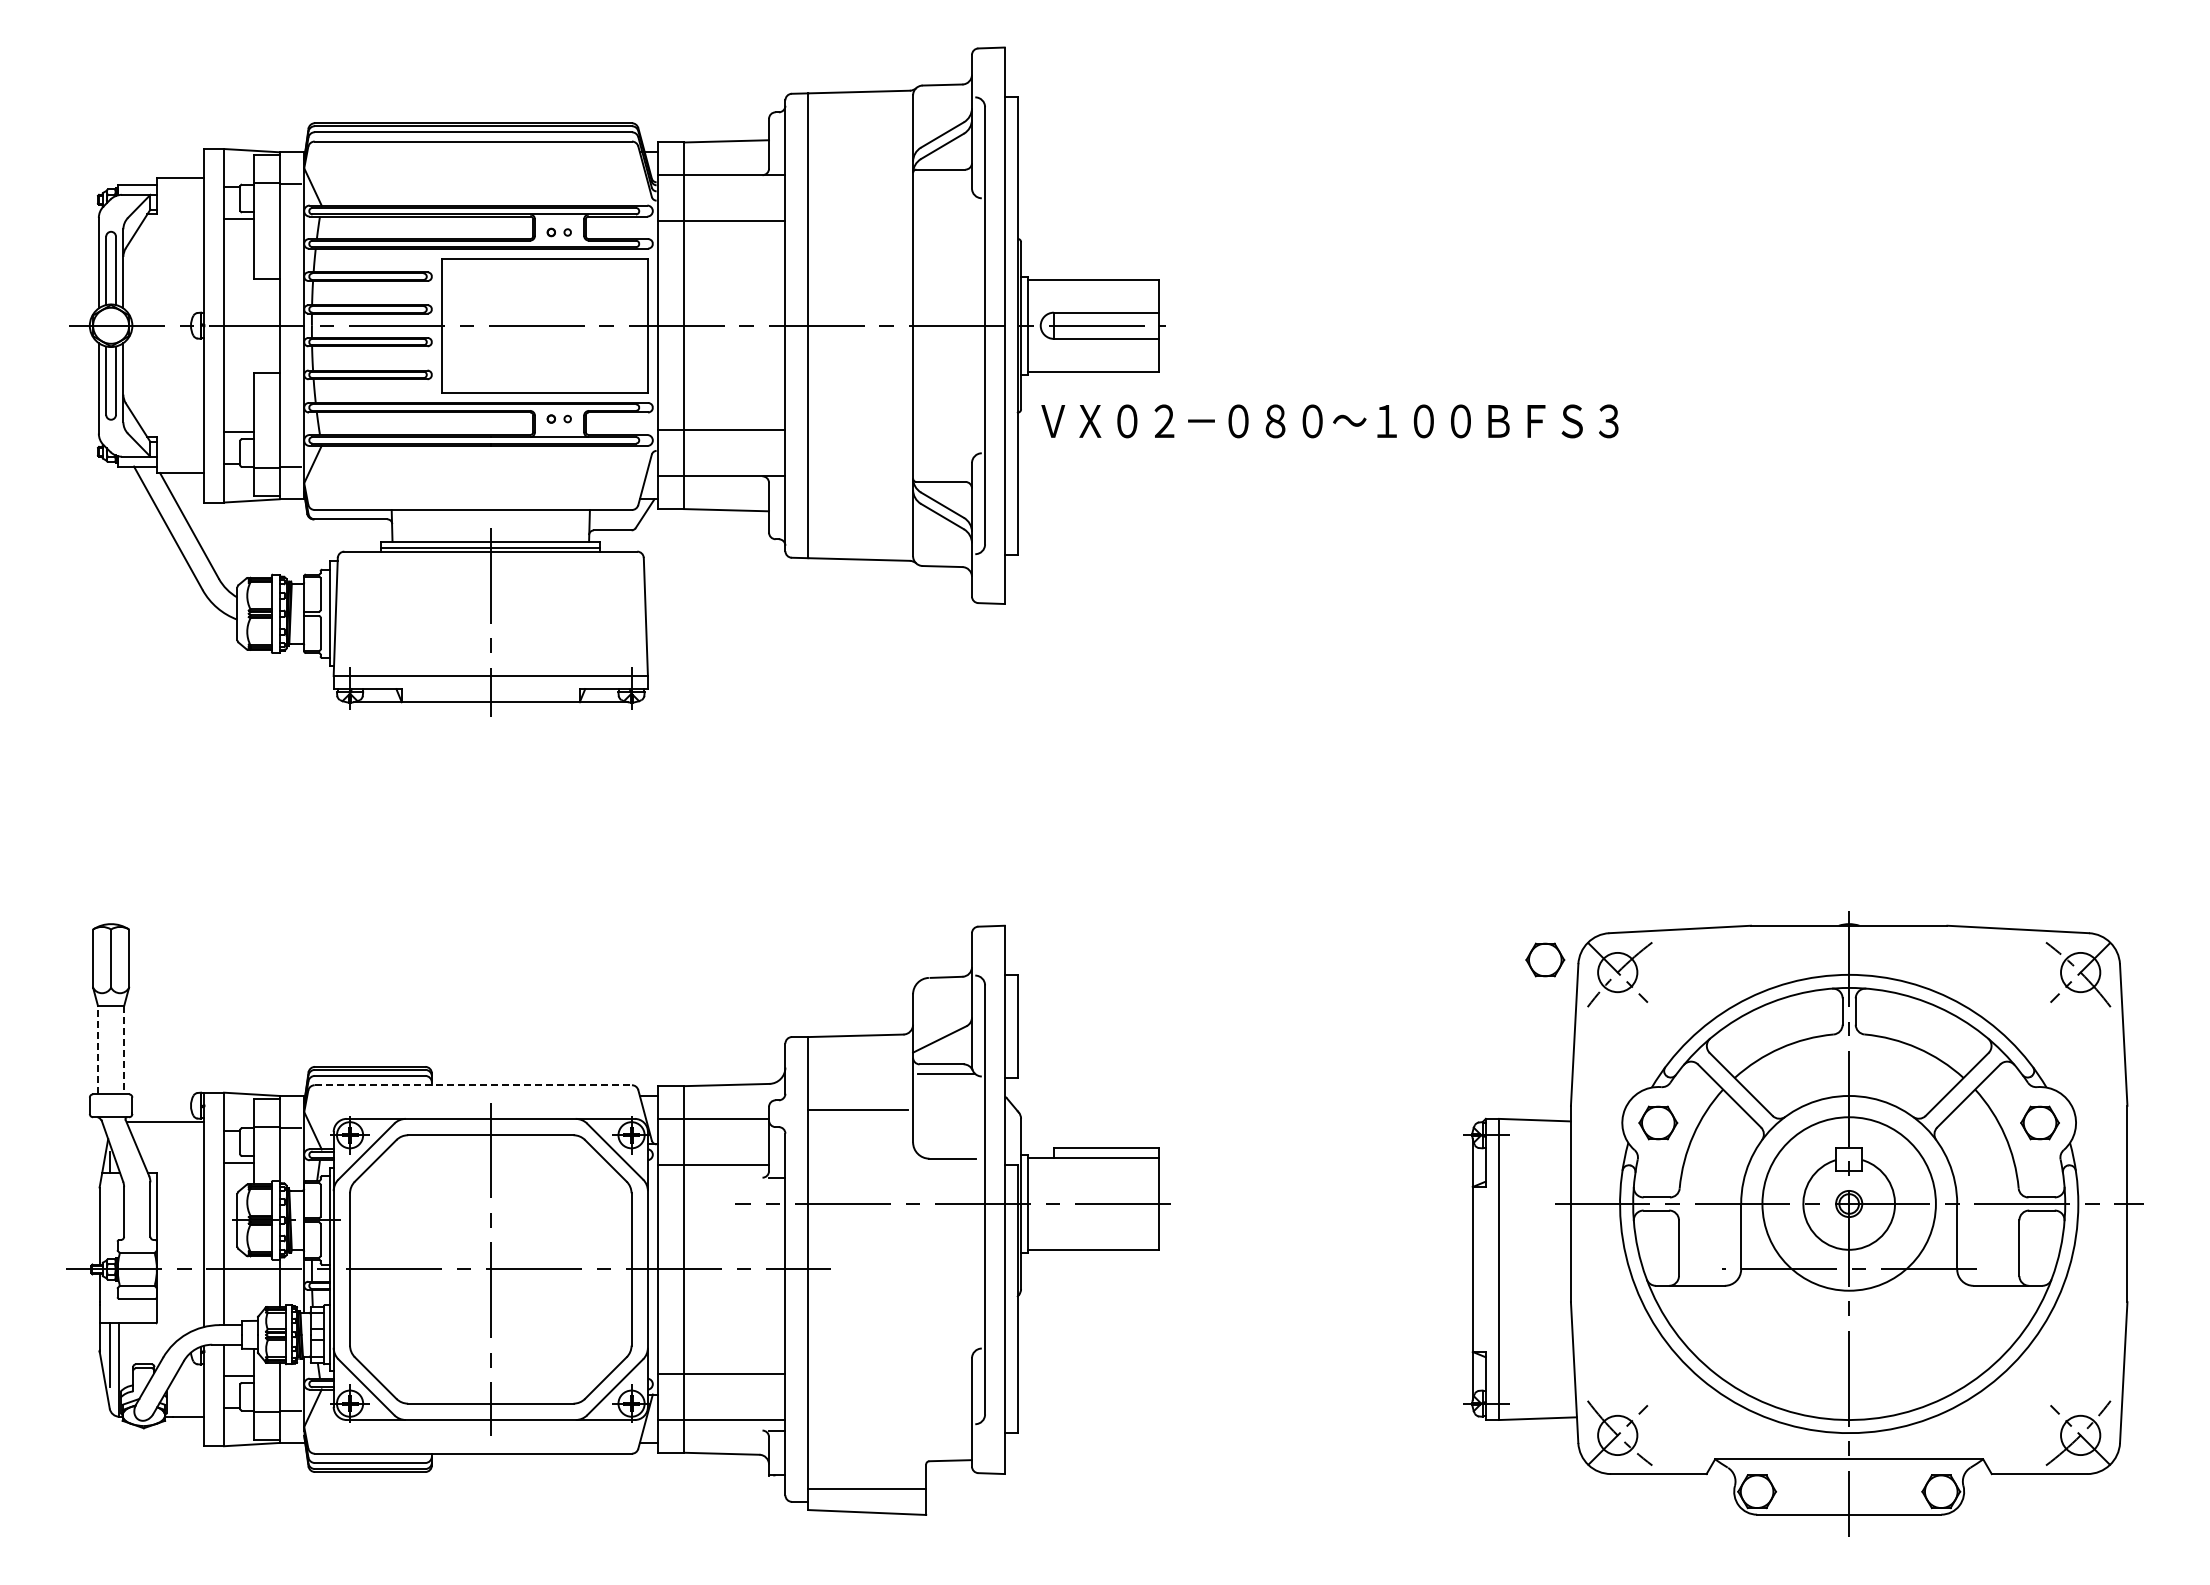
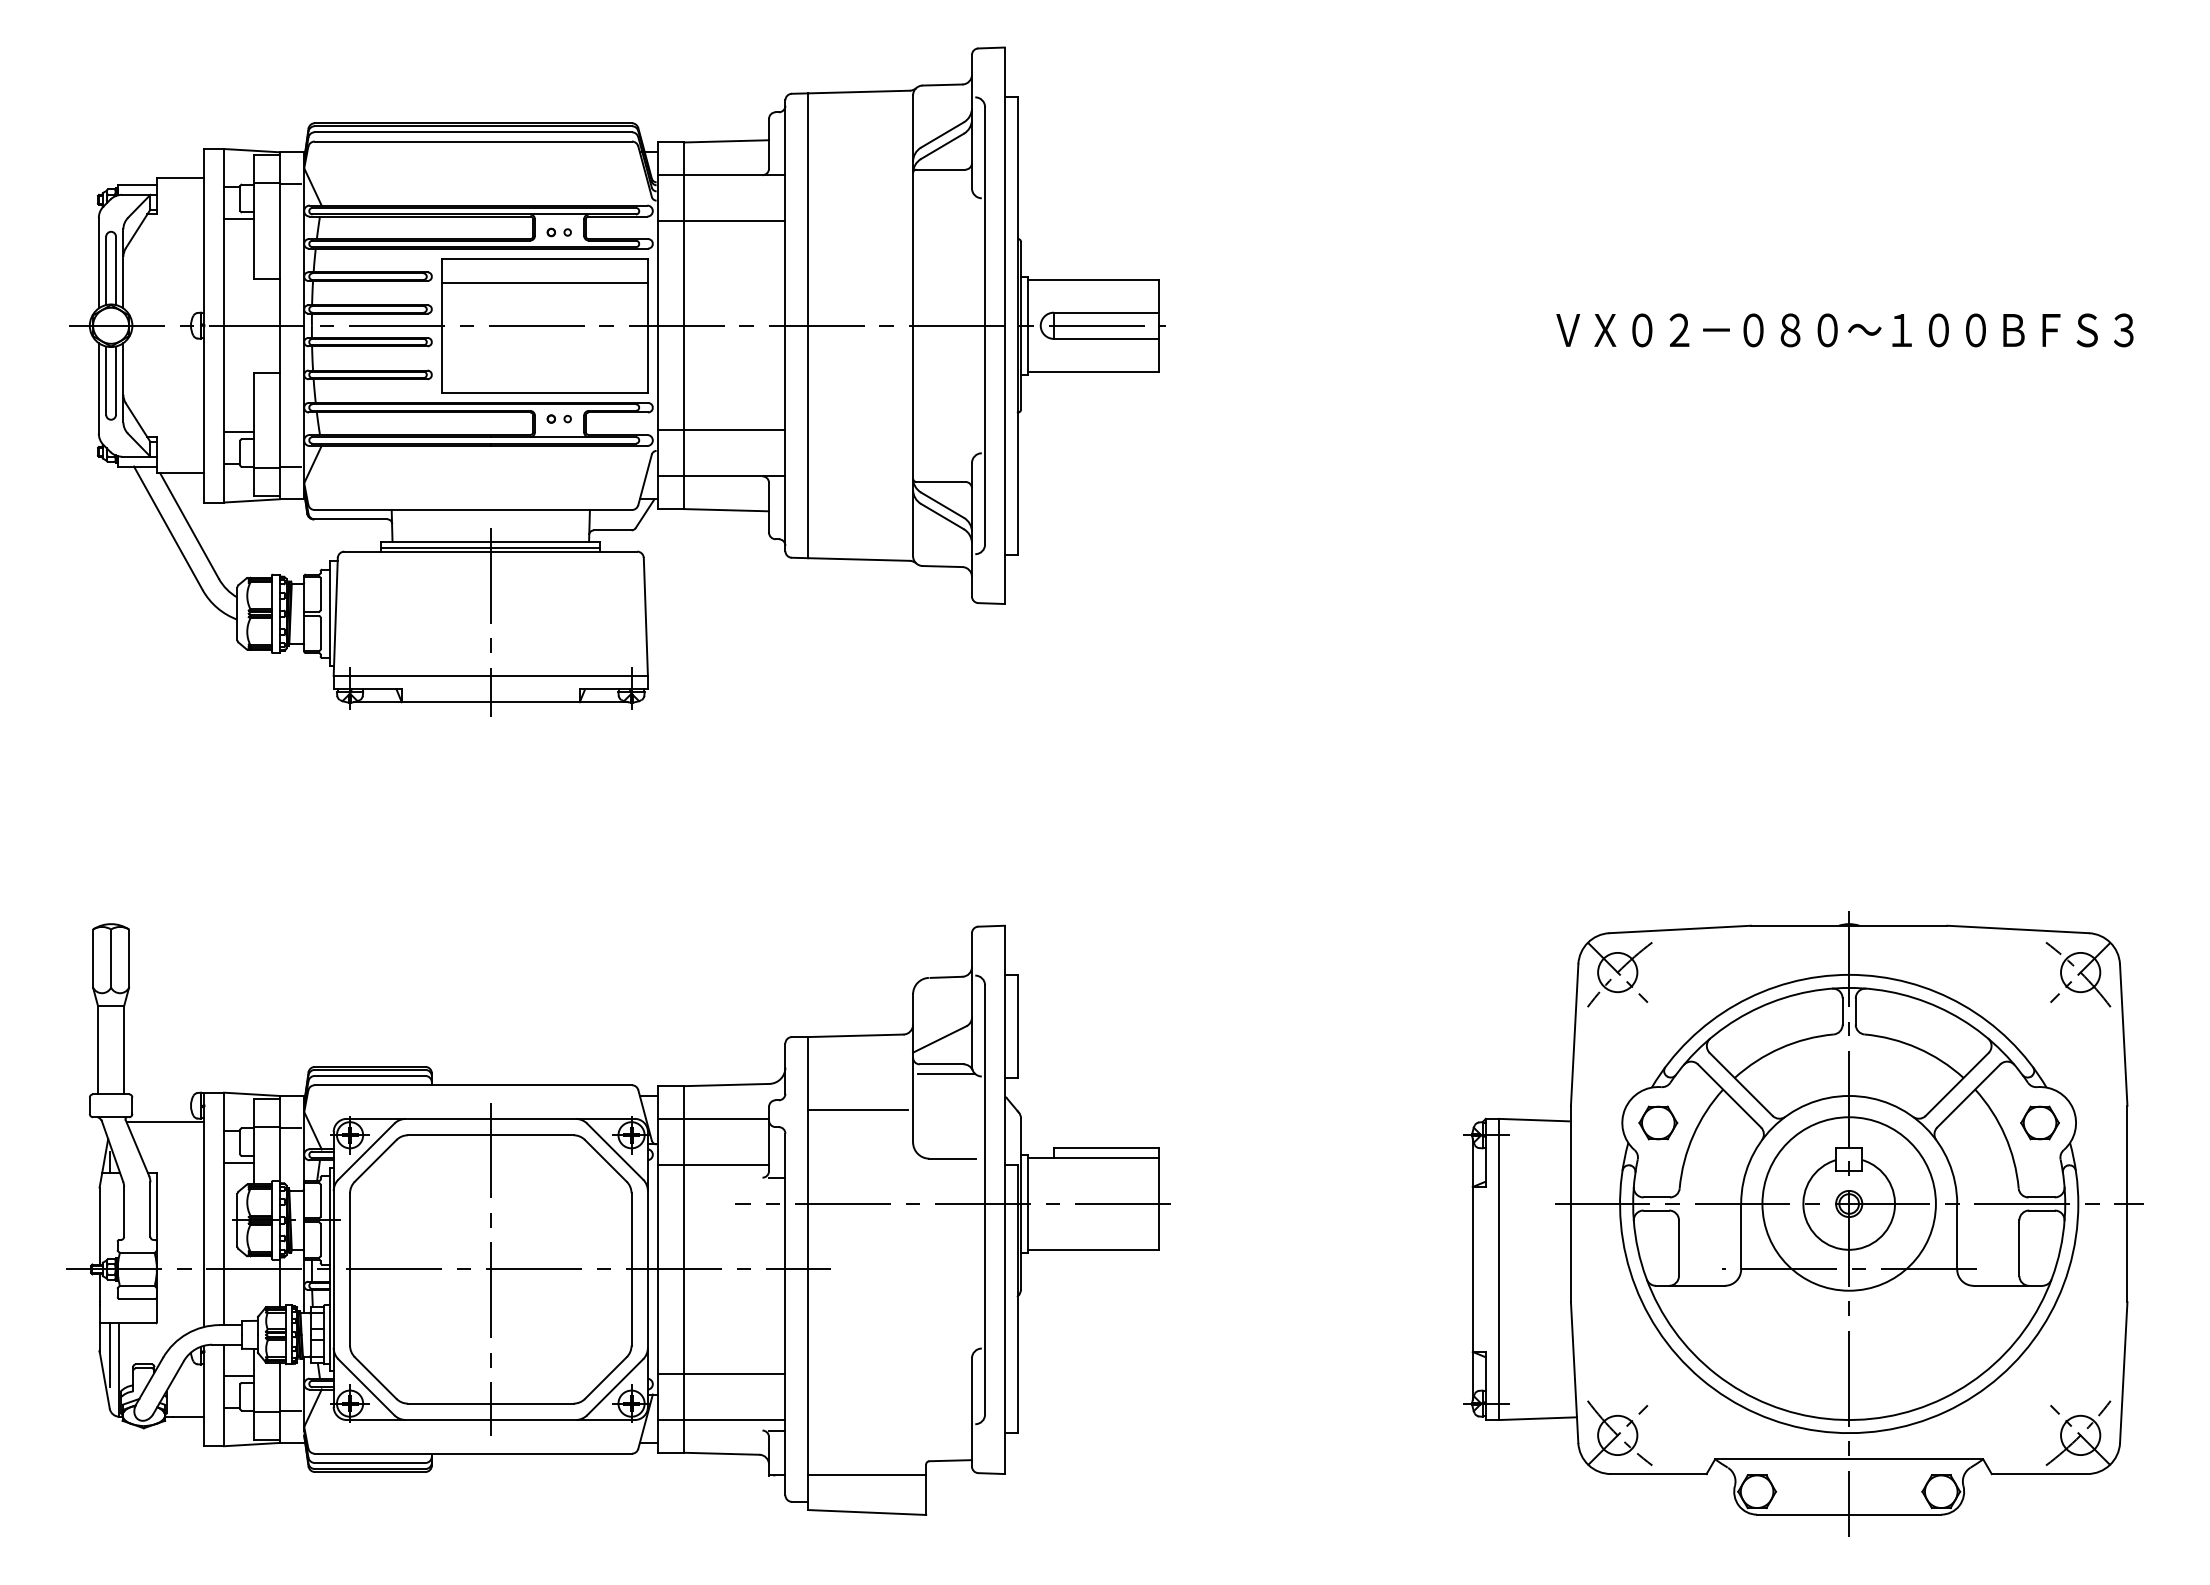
line: none -> present (544, 283)
text position: (1329, 421) -> (1844, 330) (1844, 330)
part: present -> none (1545, 959)
line: dashed -> solid (98, 1049)
line: dashed -> solid (124, 1050)
line: dashed -> solid (473, 1085)
line position: (867, 1489) -> (867, 1475) (867, 1475)
